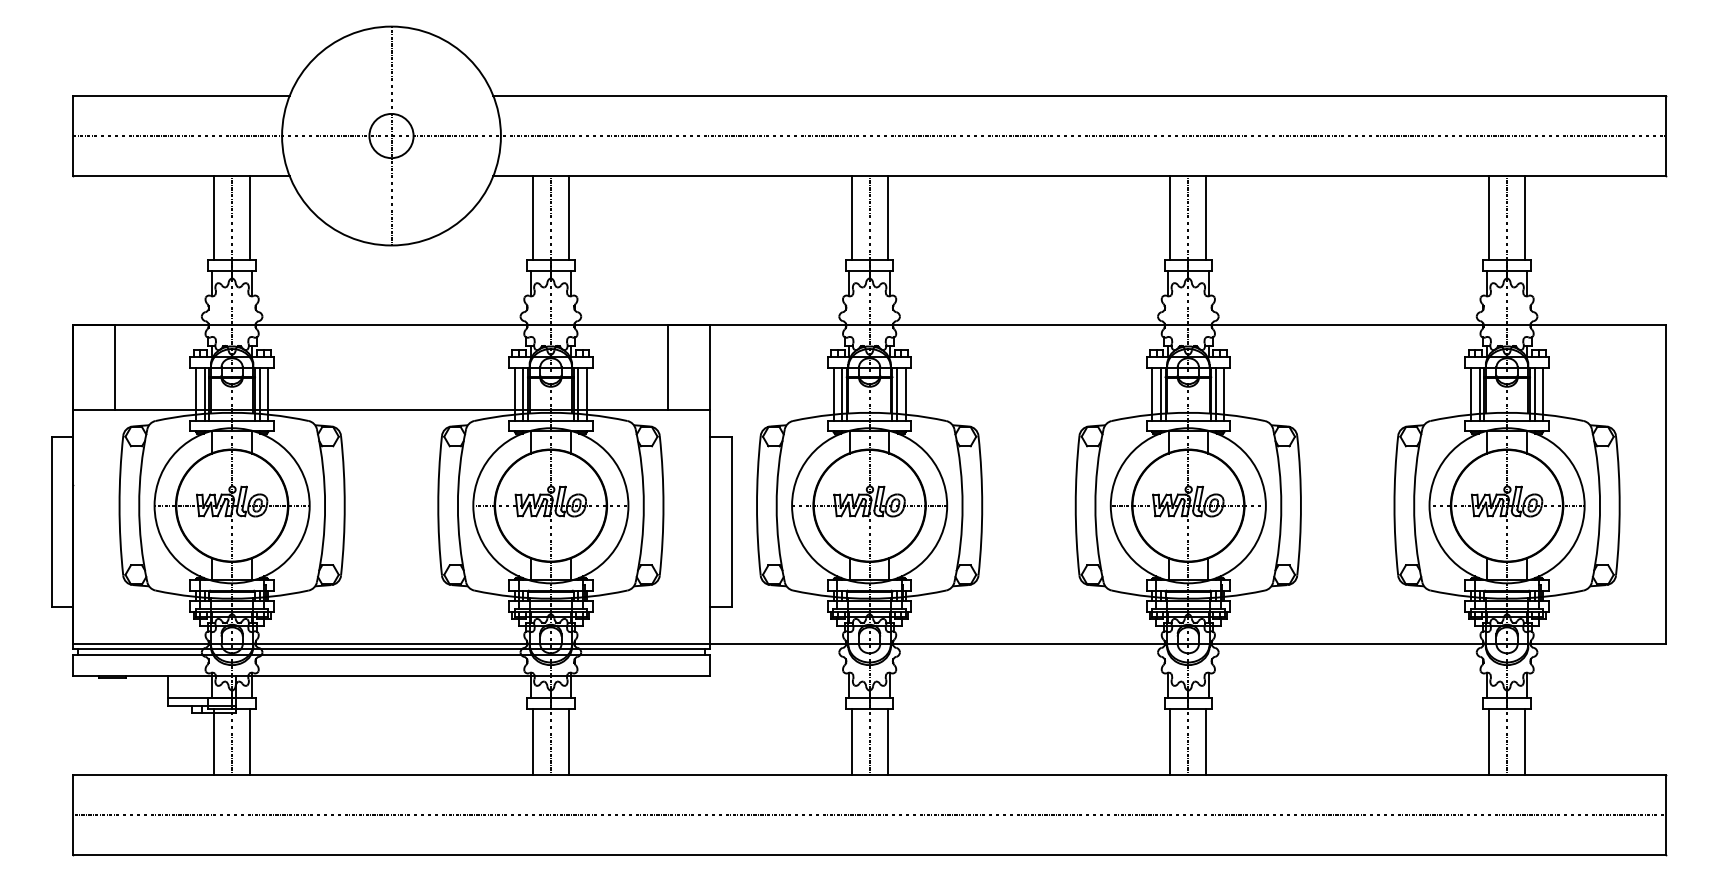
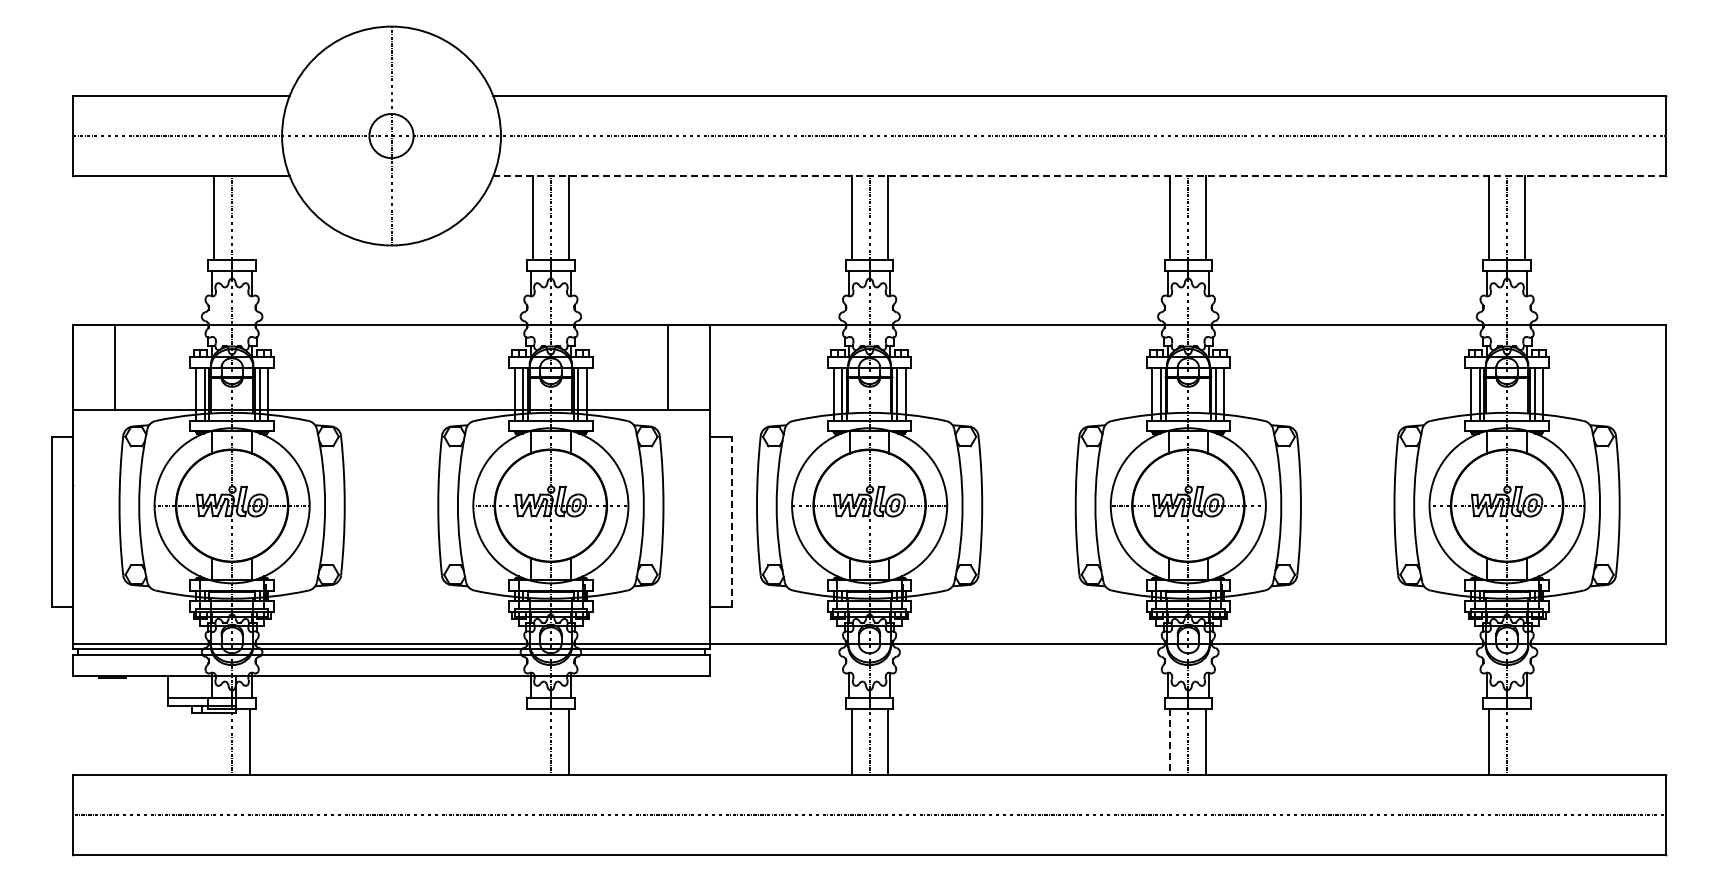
line: solid -> dashed (1079, 176)
line: present -> none (250, 218)
line: solid -> dashed (731, 521)
line: present -> none (214, 741)
line: present -> none (532, 741)
line: solid -> dashed (1170, 741)
line: present -> none (1524, 741)
